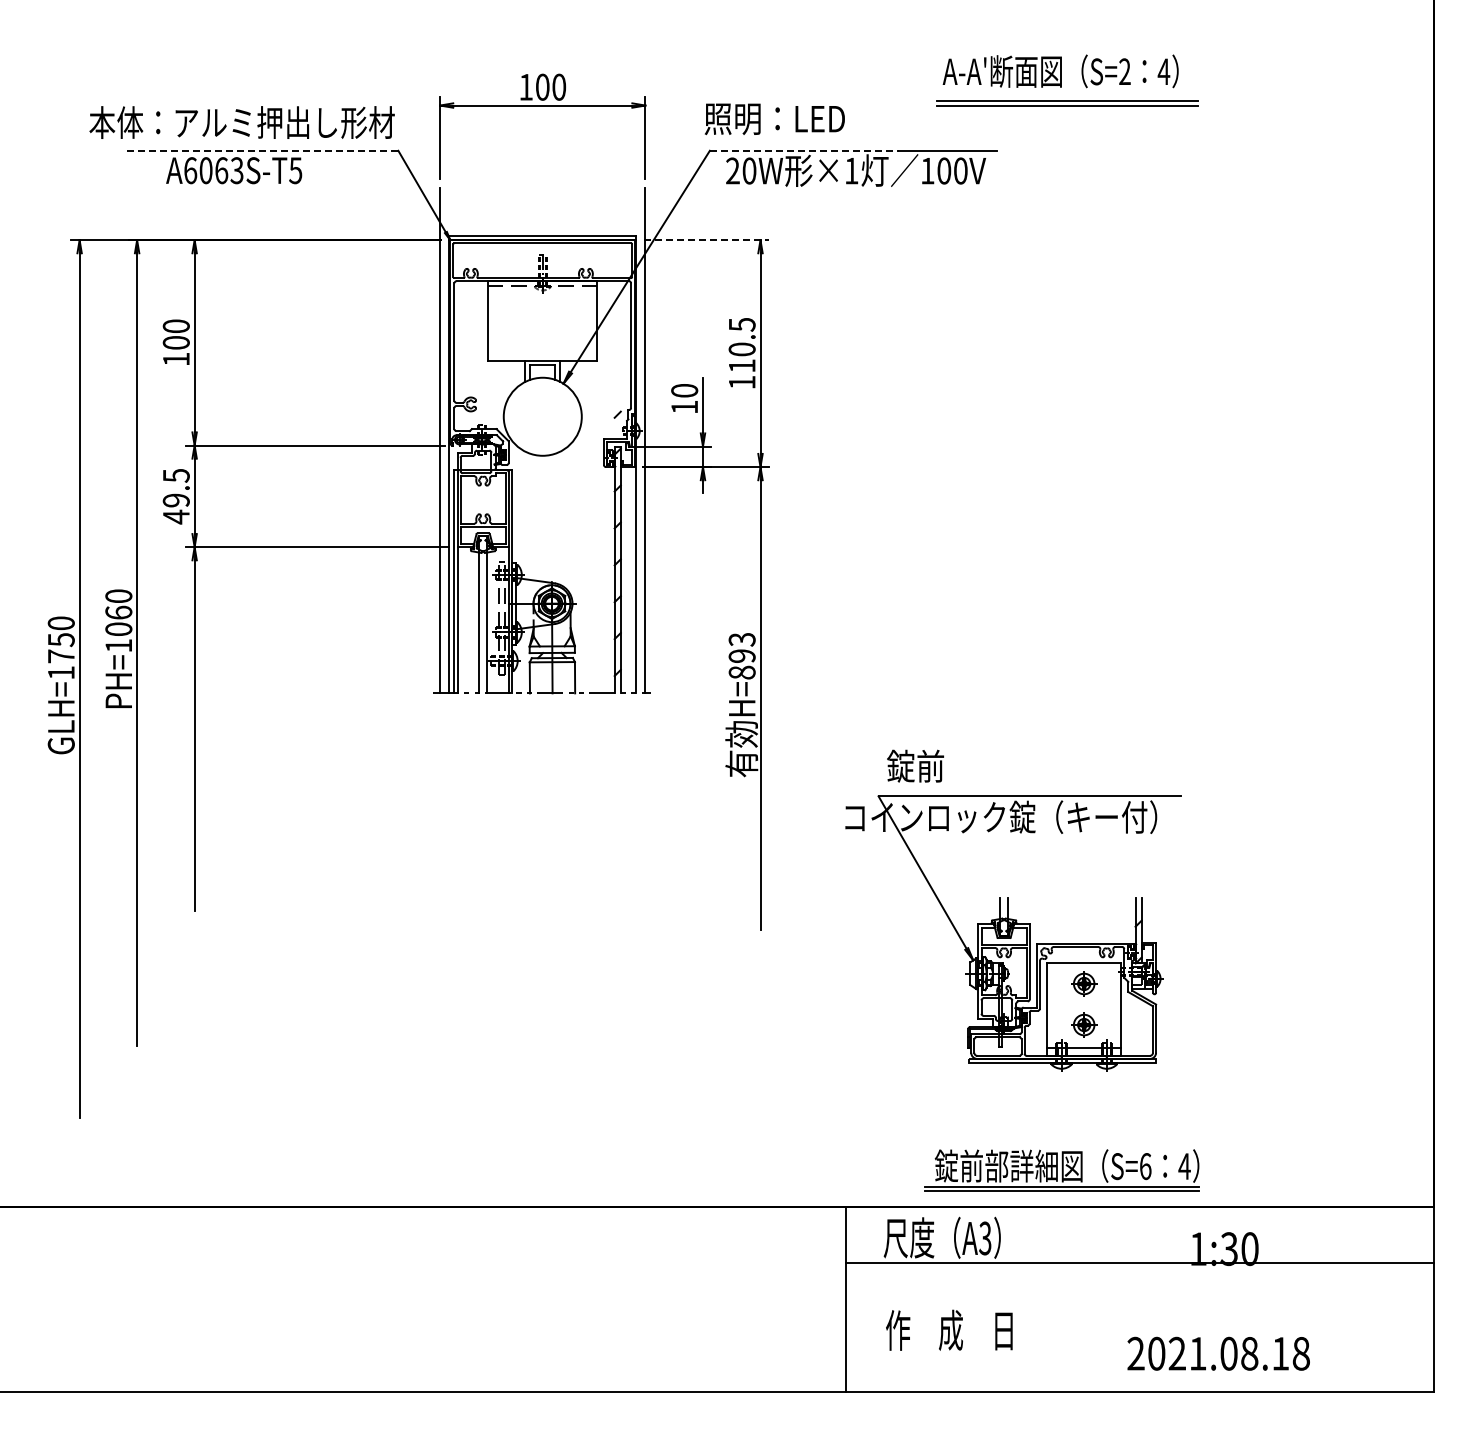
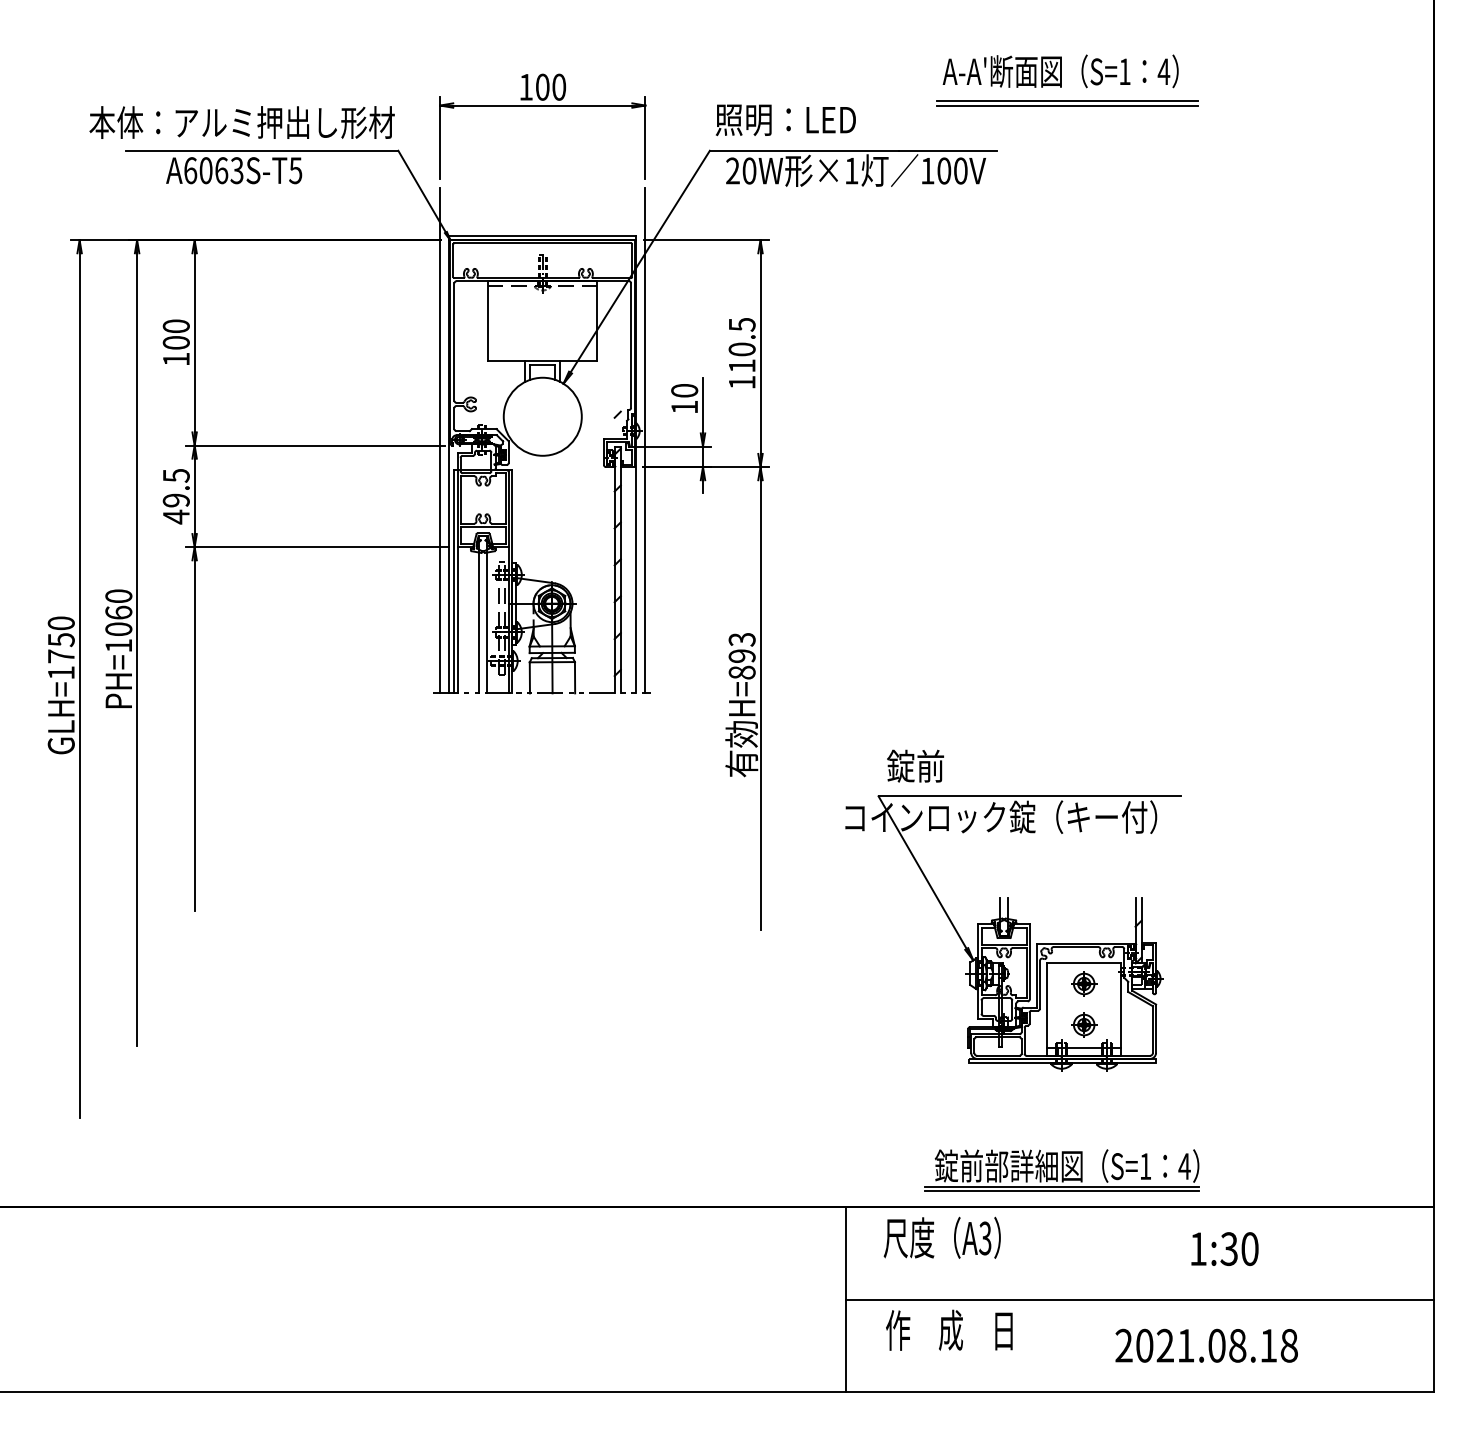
text: S=2 -> S=1 (1124, 71)
text position: (774, 119) -> (785, 120) (785, 120)
line: dashed -> solid (261, 150)
line: dashed -> solid (804, 150)
line: dashed -> solid (707, 240)
text: S=6 -> S=1 (1145, 1166)
line position: (1139, 1262) -> (1139, 1299) (1139, 1299)
text position: (1218, 1353) -> (1206, 1345) (1206, 1345)
